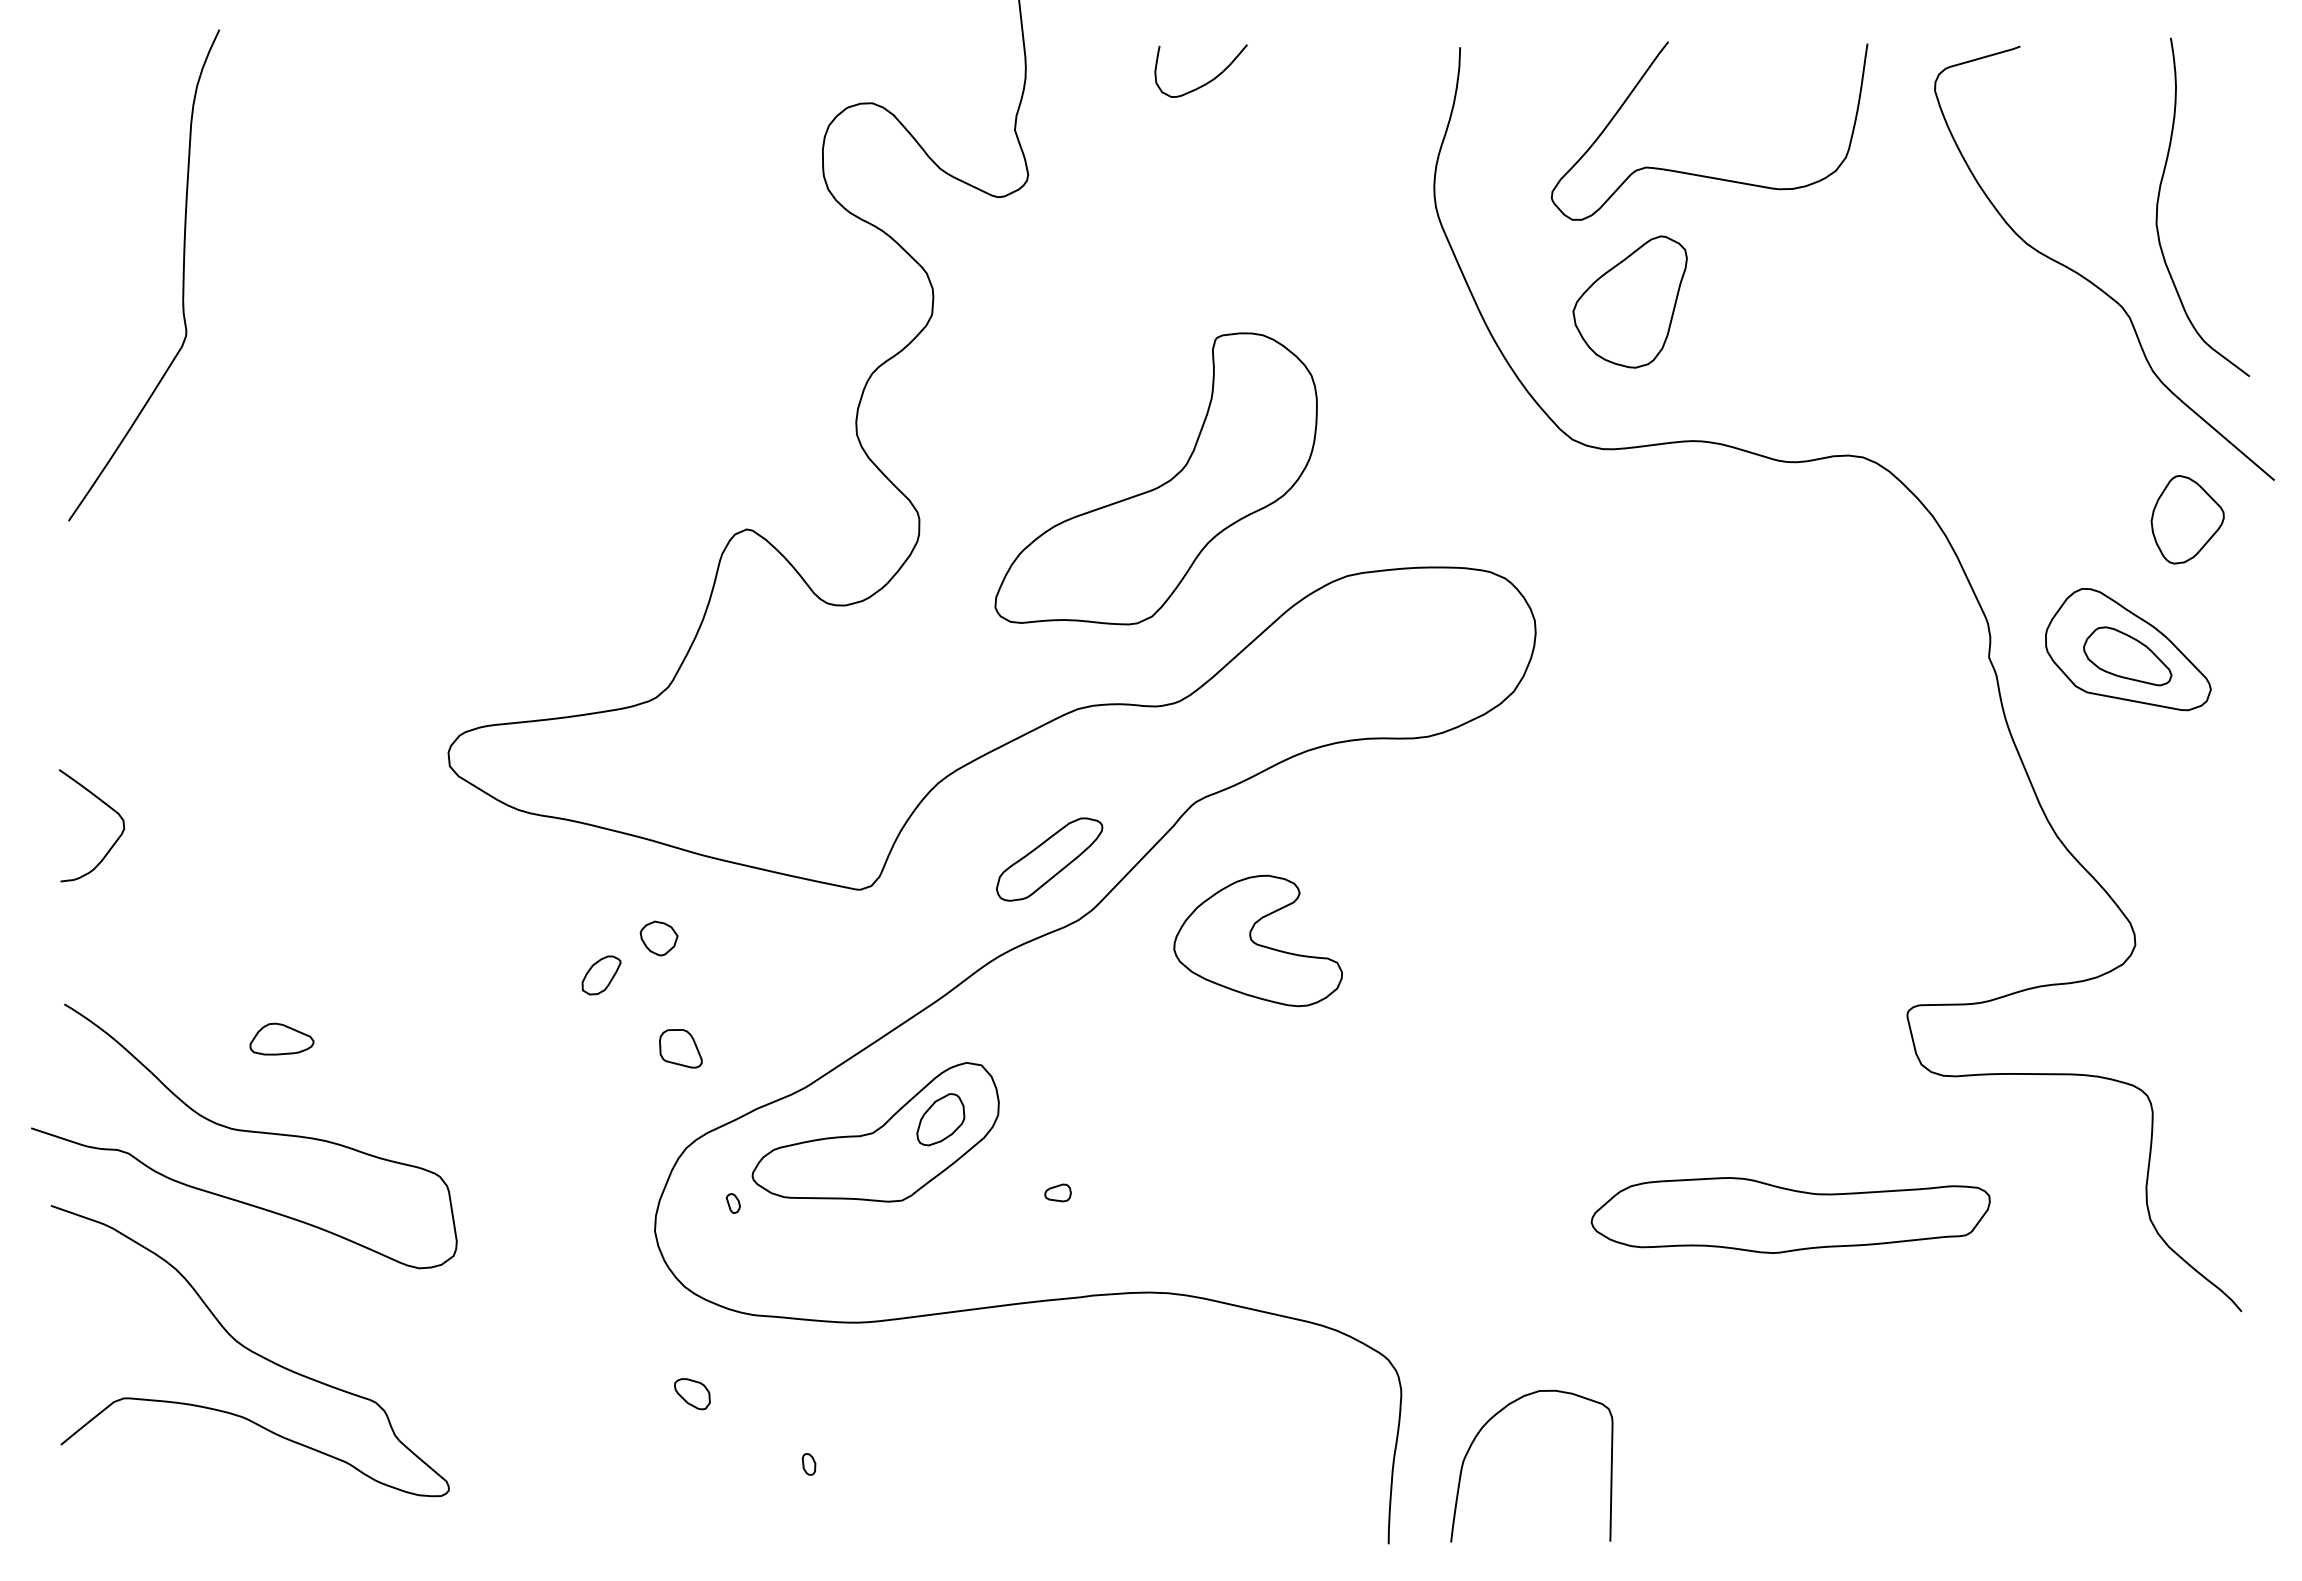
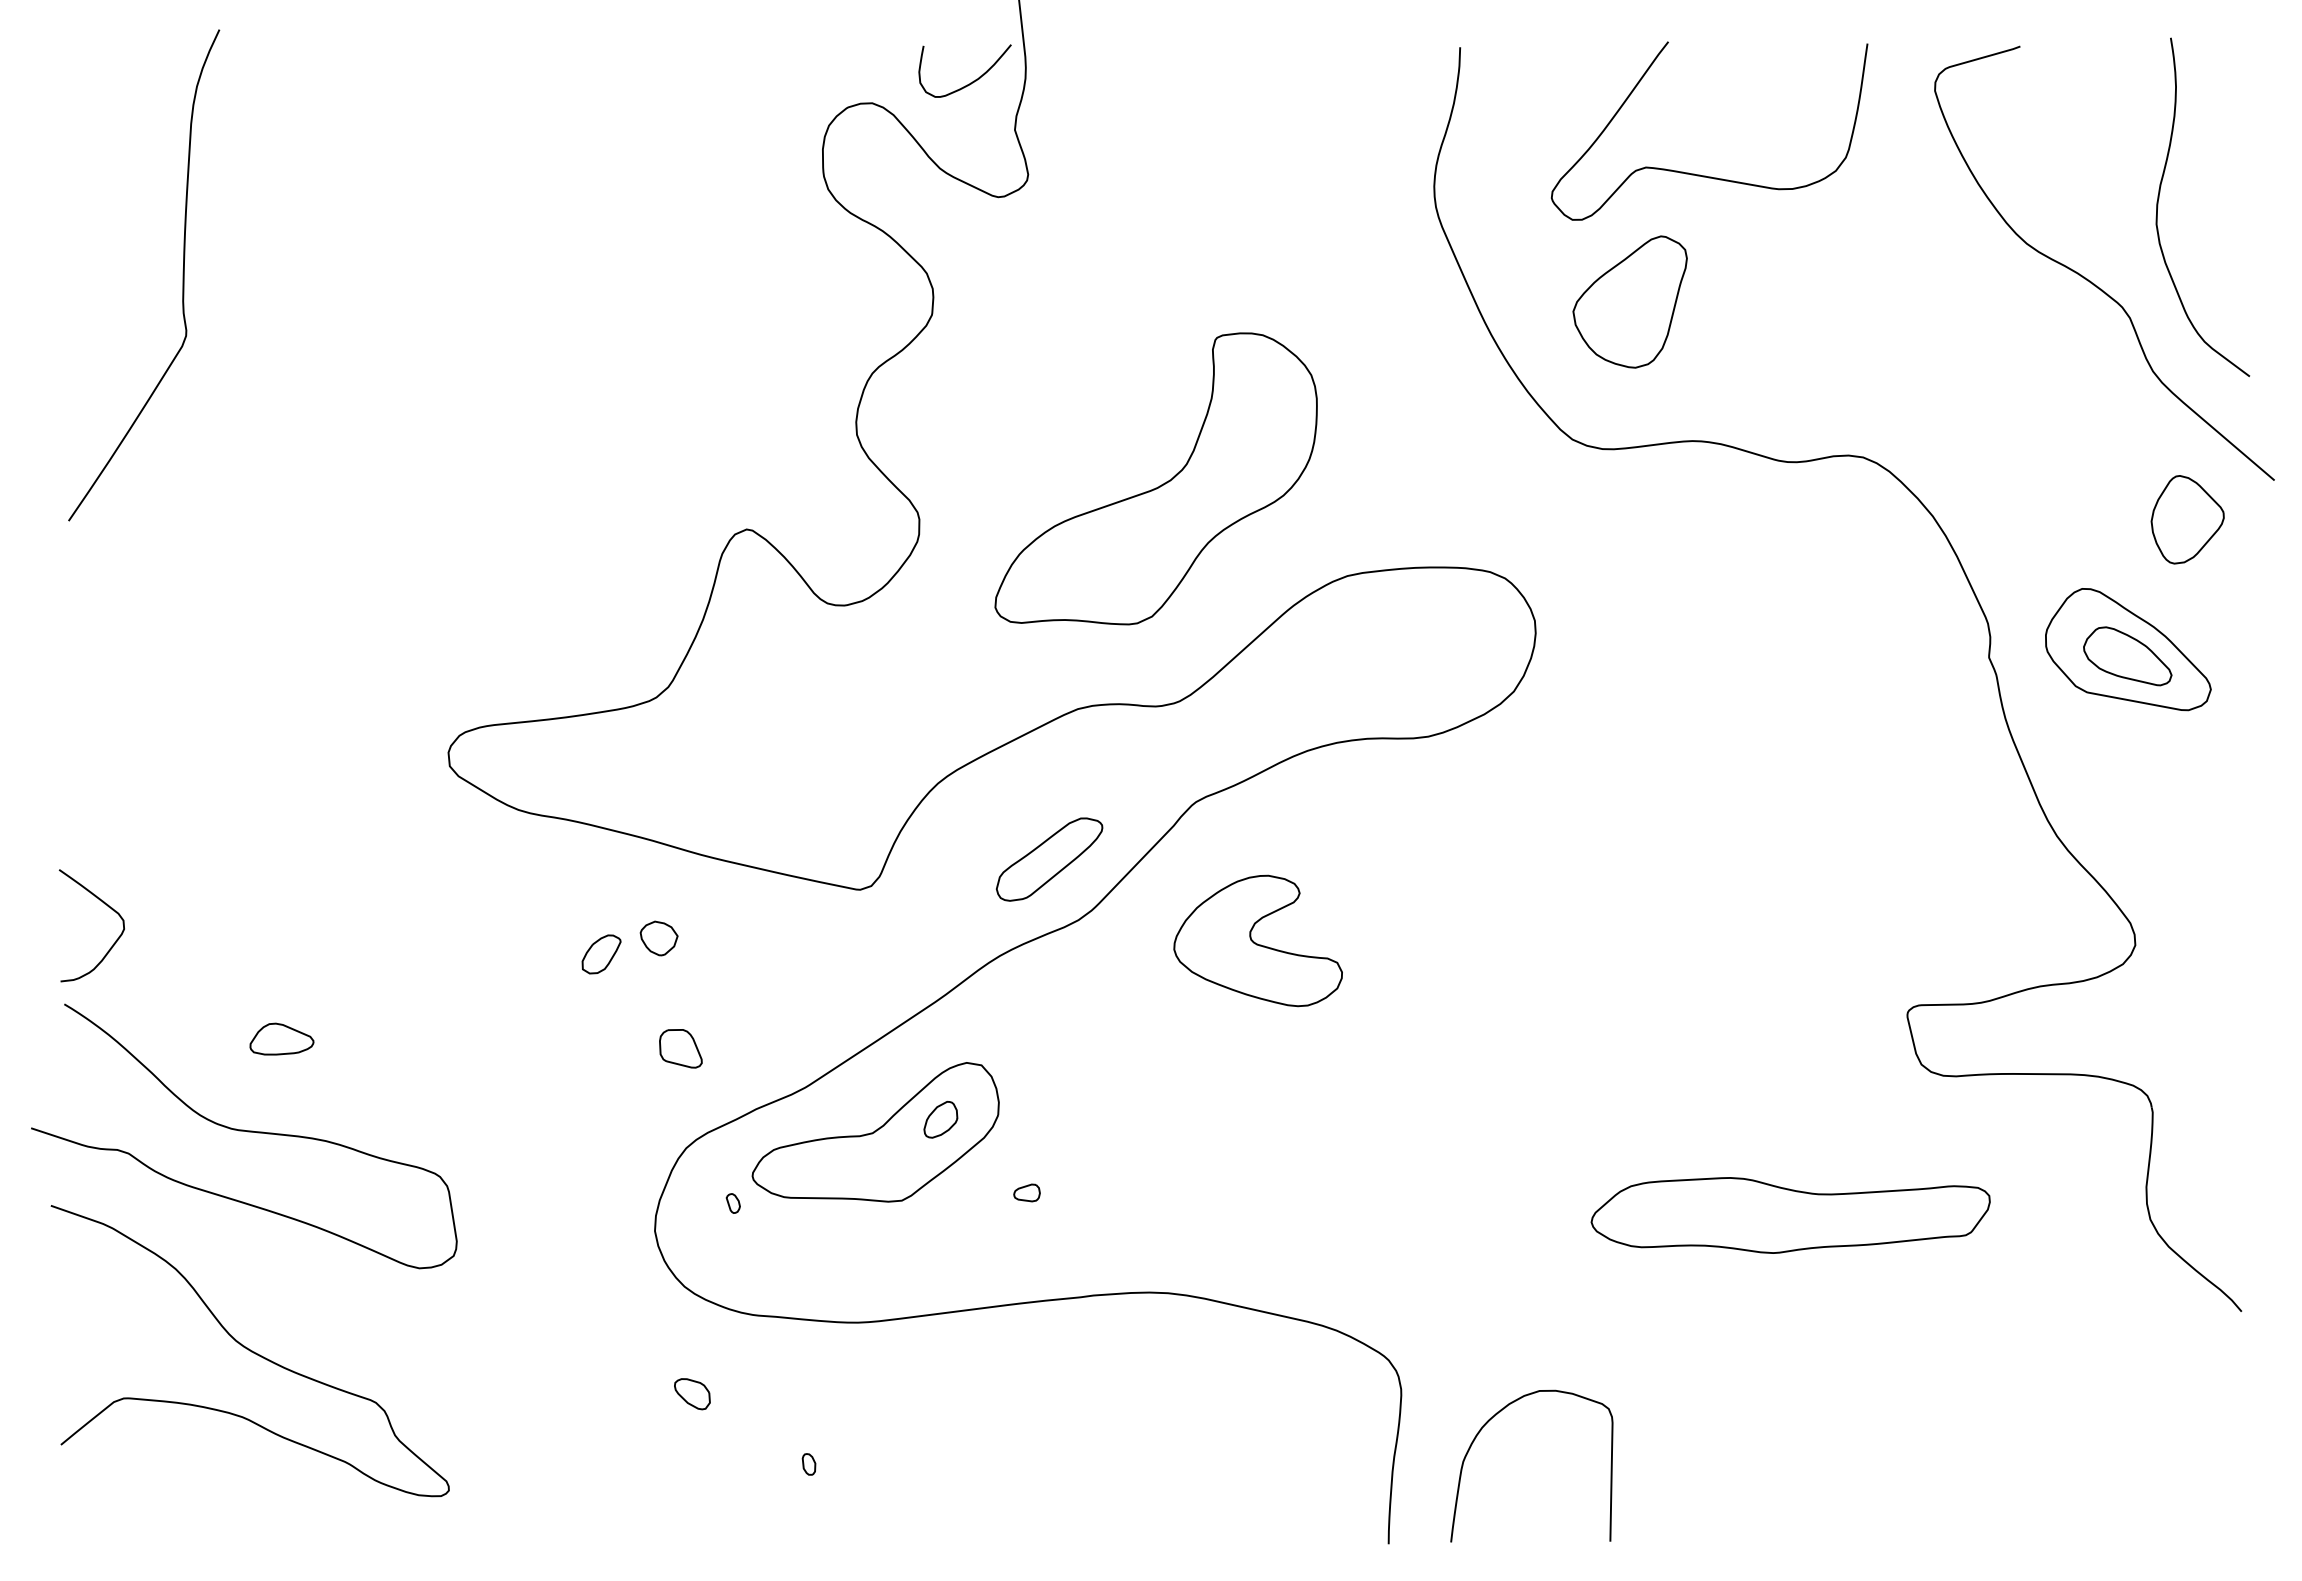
curve position: (1206, 82) -> (970, 82) (970, 82)
curve position: (104, 804) -> (104, 904) (104, 904)
part position: (601, 975) -> (601, 954) (601, 954)
part size: 50x54 px -> 36x38 px (940, 1119)
part position: (1057, 1192) -> (1026, 1192) (1026, 1192)
